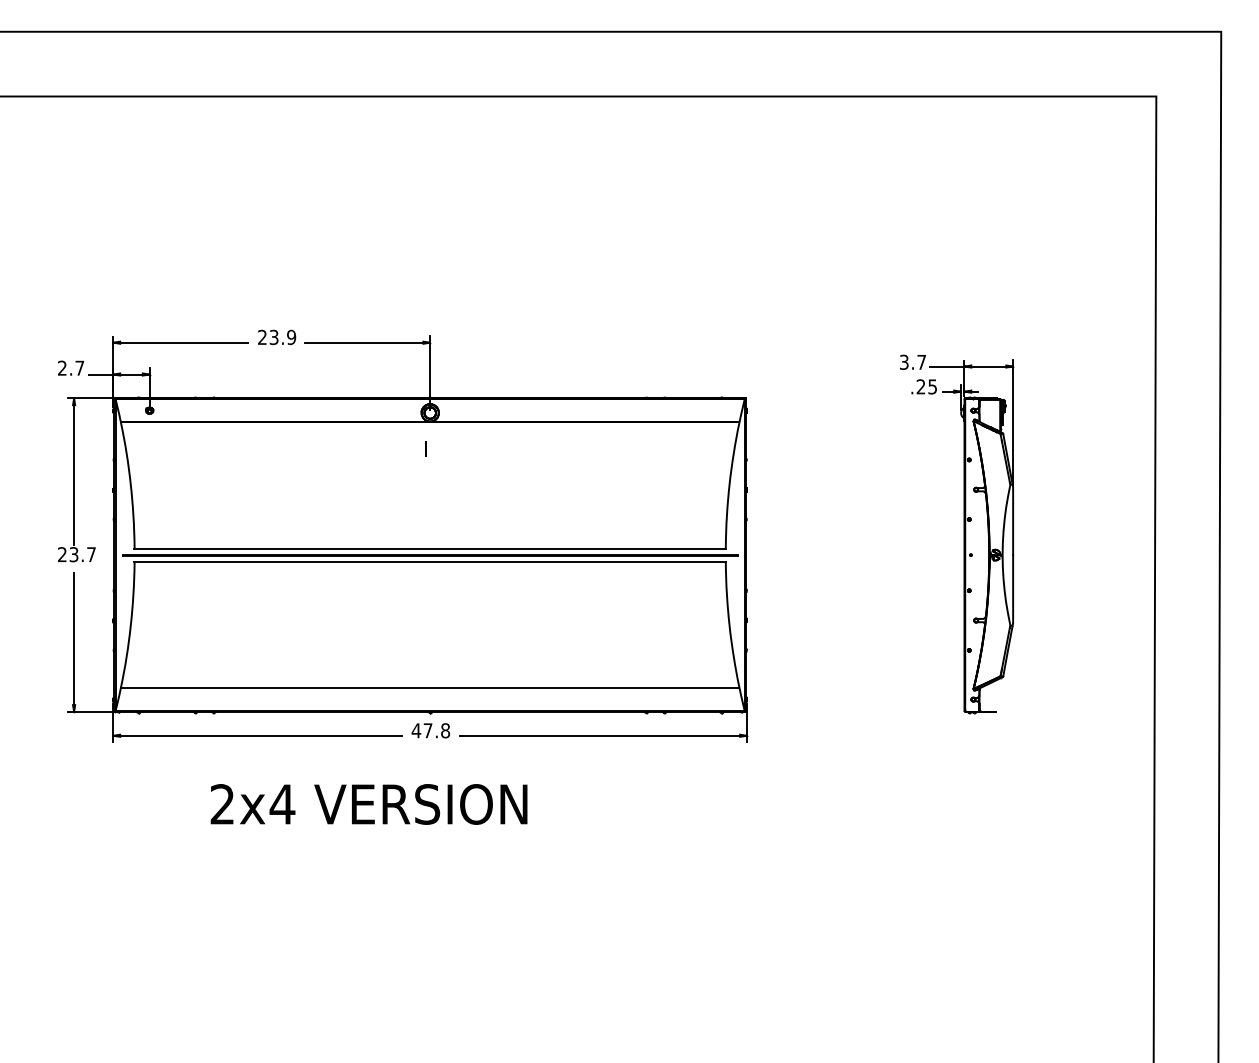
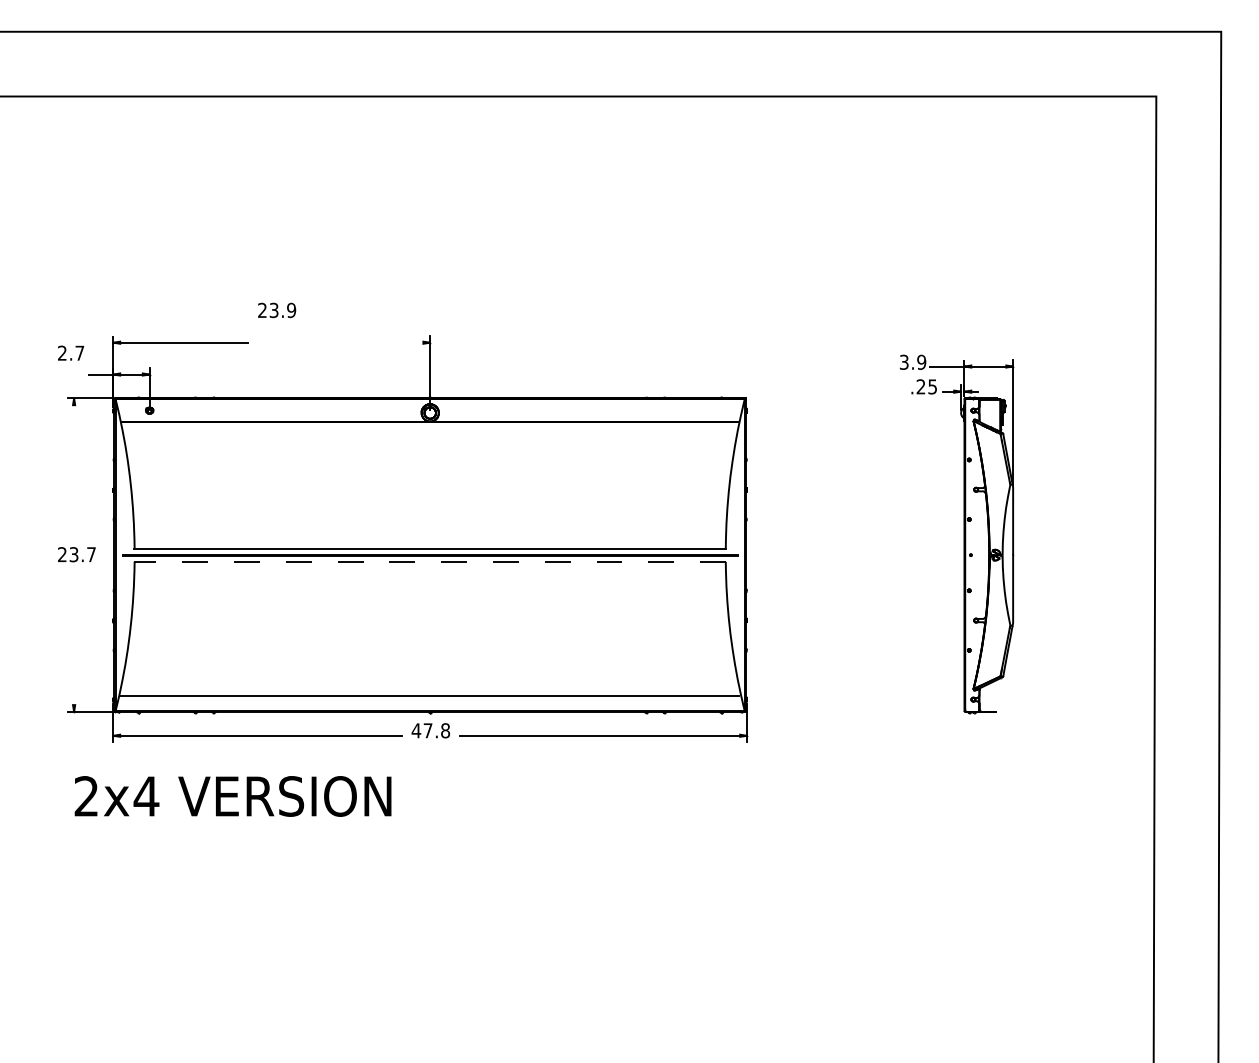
text position: (277, 337) -> (277, 310) (277, 310)
line: present -> none (367, 342)
text: 3.7 -> 3.9 (921, 361)
text position: (71, 367) -> (71, 352) (71, 352)
line: present -> none (425, 448)
line: present -> none (74, 471)
line: solid -> dashed (430, 561)
line: present -> none (74, 642)
line position: (429, 688) -> (429, 696) (429, 696)
text position: (368, 804) -> (232, 796) (232, 796)
